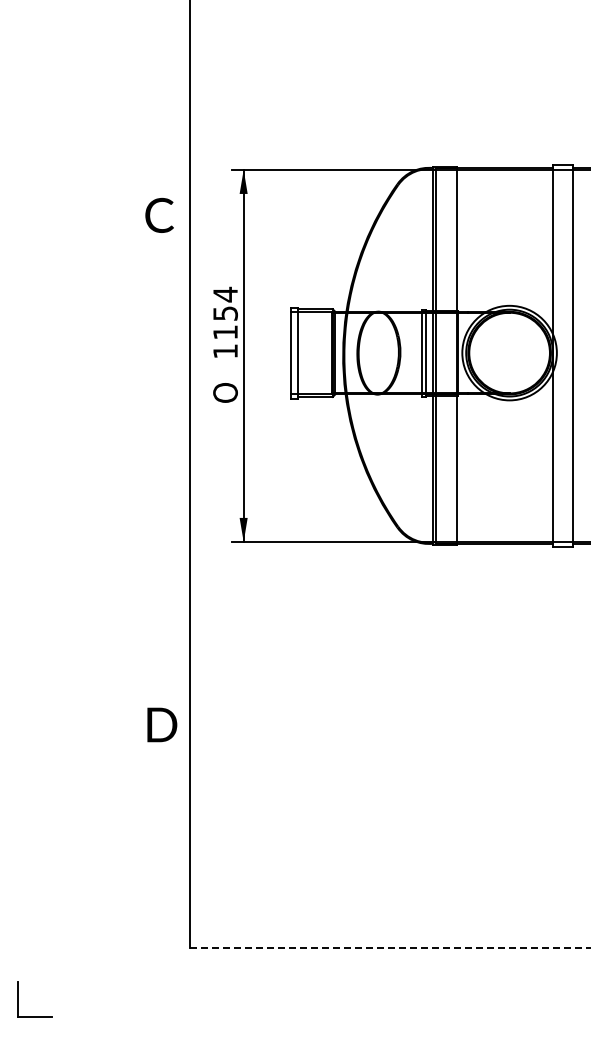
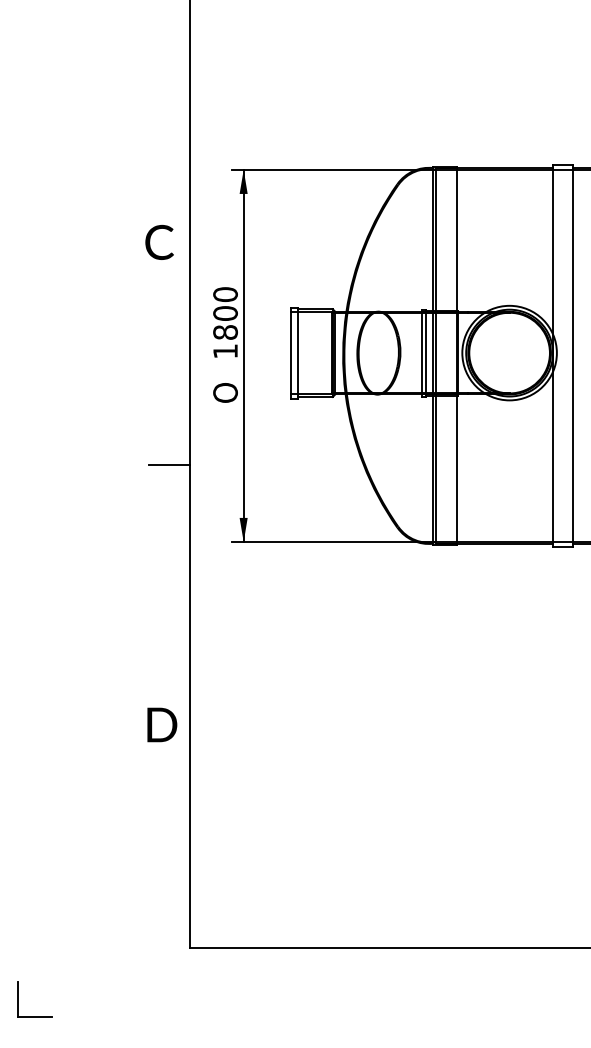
text position: (159, 214) -> (159, 241) (159, 241)
text: 1154 -> 1800 (225, 312)
line: none -> present (169, 465)
line: dashed -> solid (390, 947)
